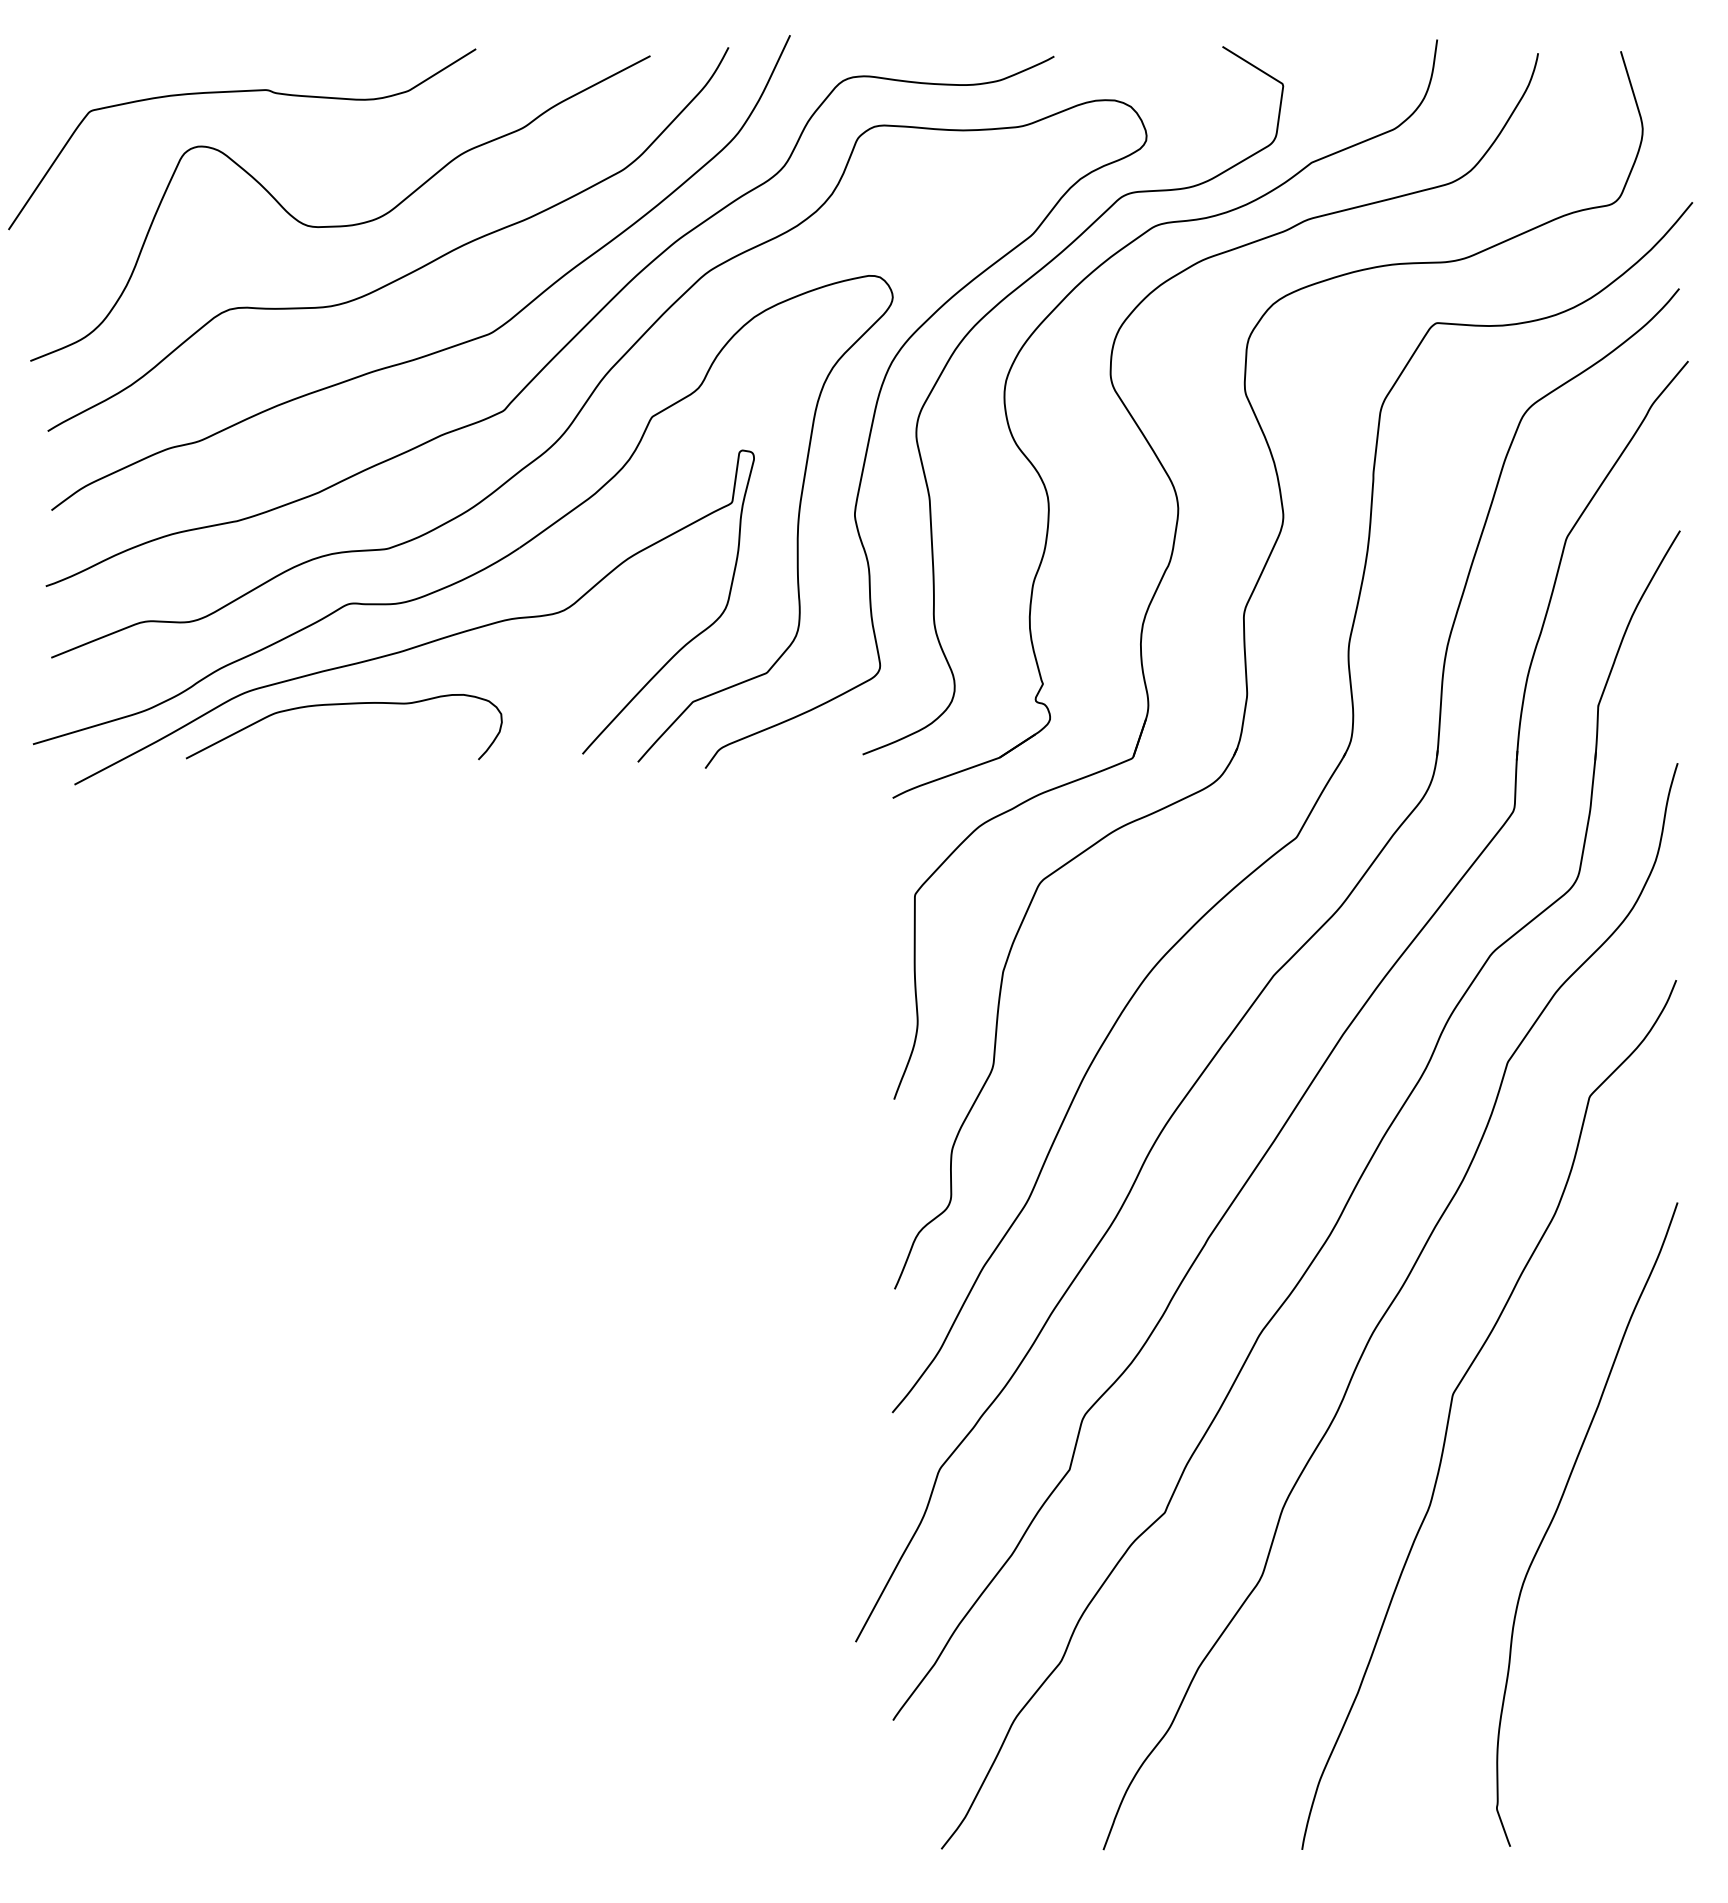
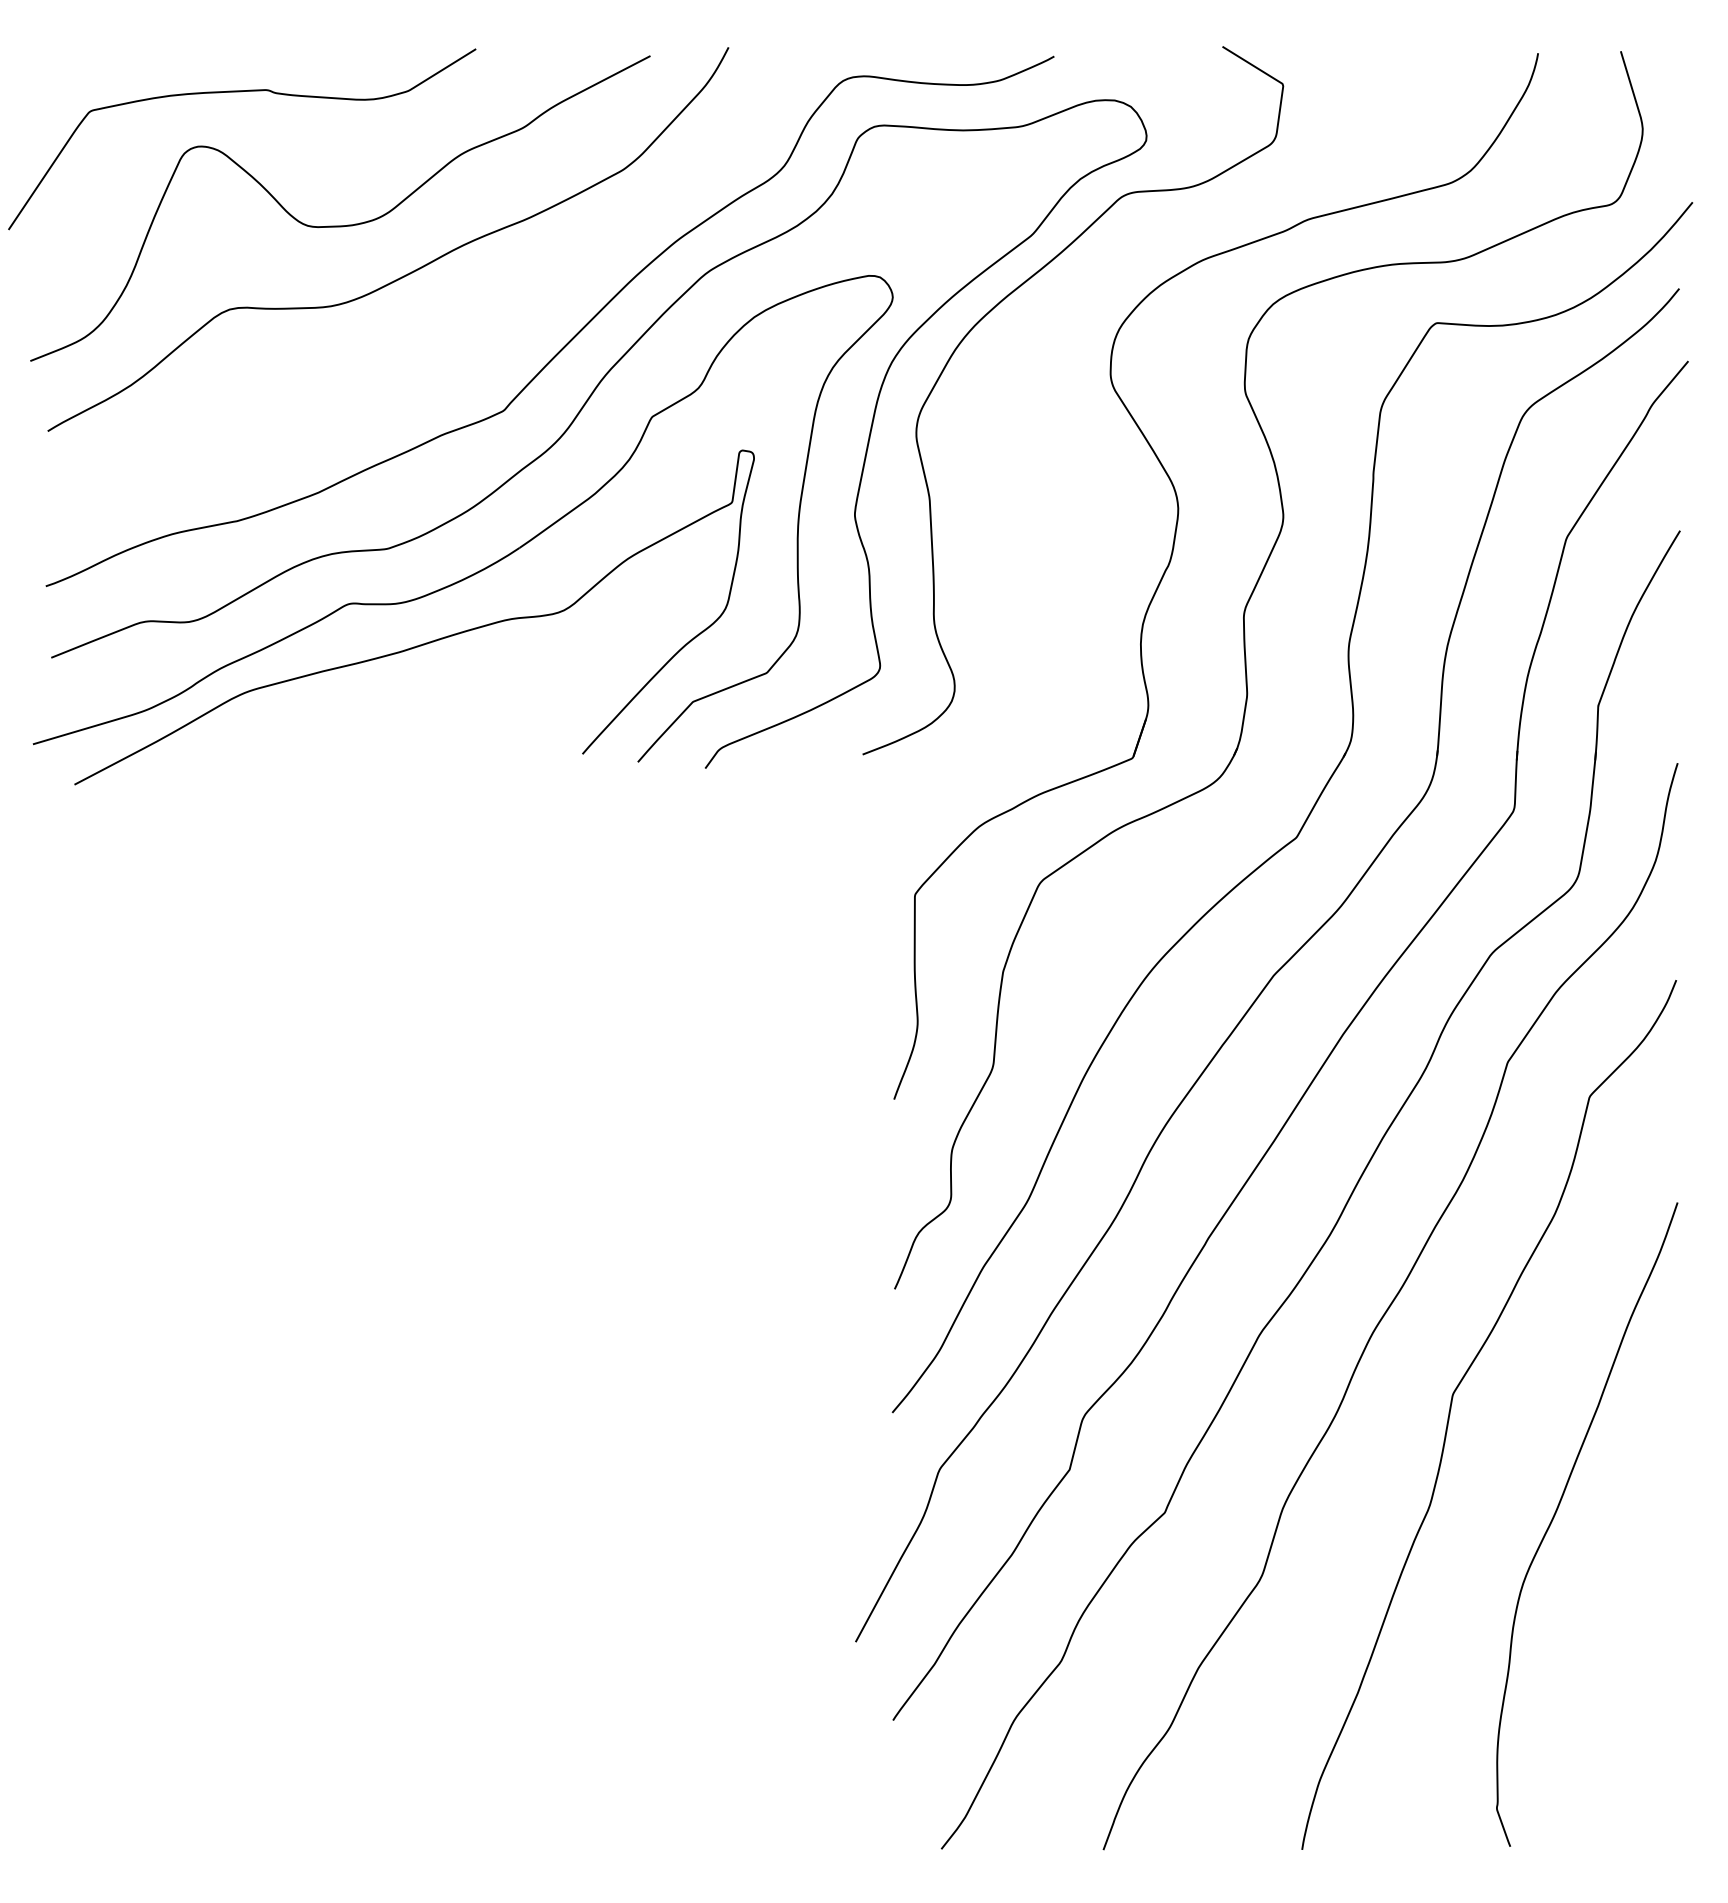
curve: present -> none (446, 347)
part: present -> none (1042, 478)
curve: present -> none (338, 705)
